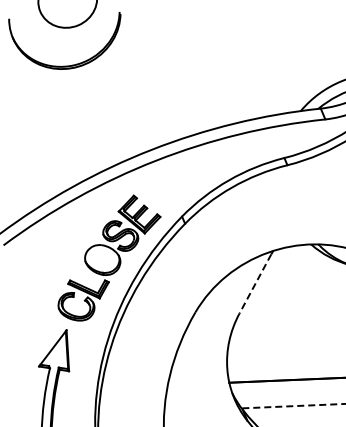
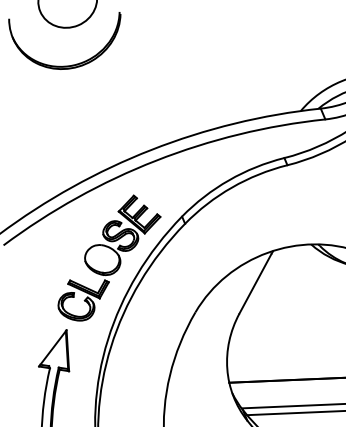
line: dashed -> solid (255, 284)
line: dashed -> solid (293, 406)
line: none -> present (294, 413)
